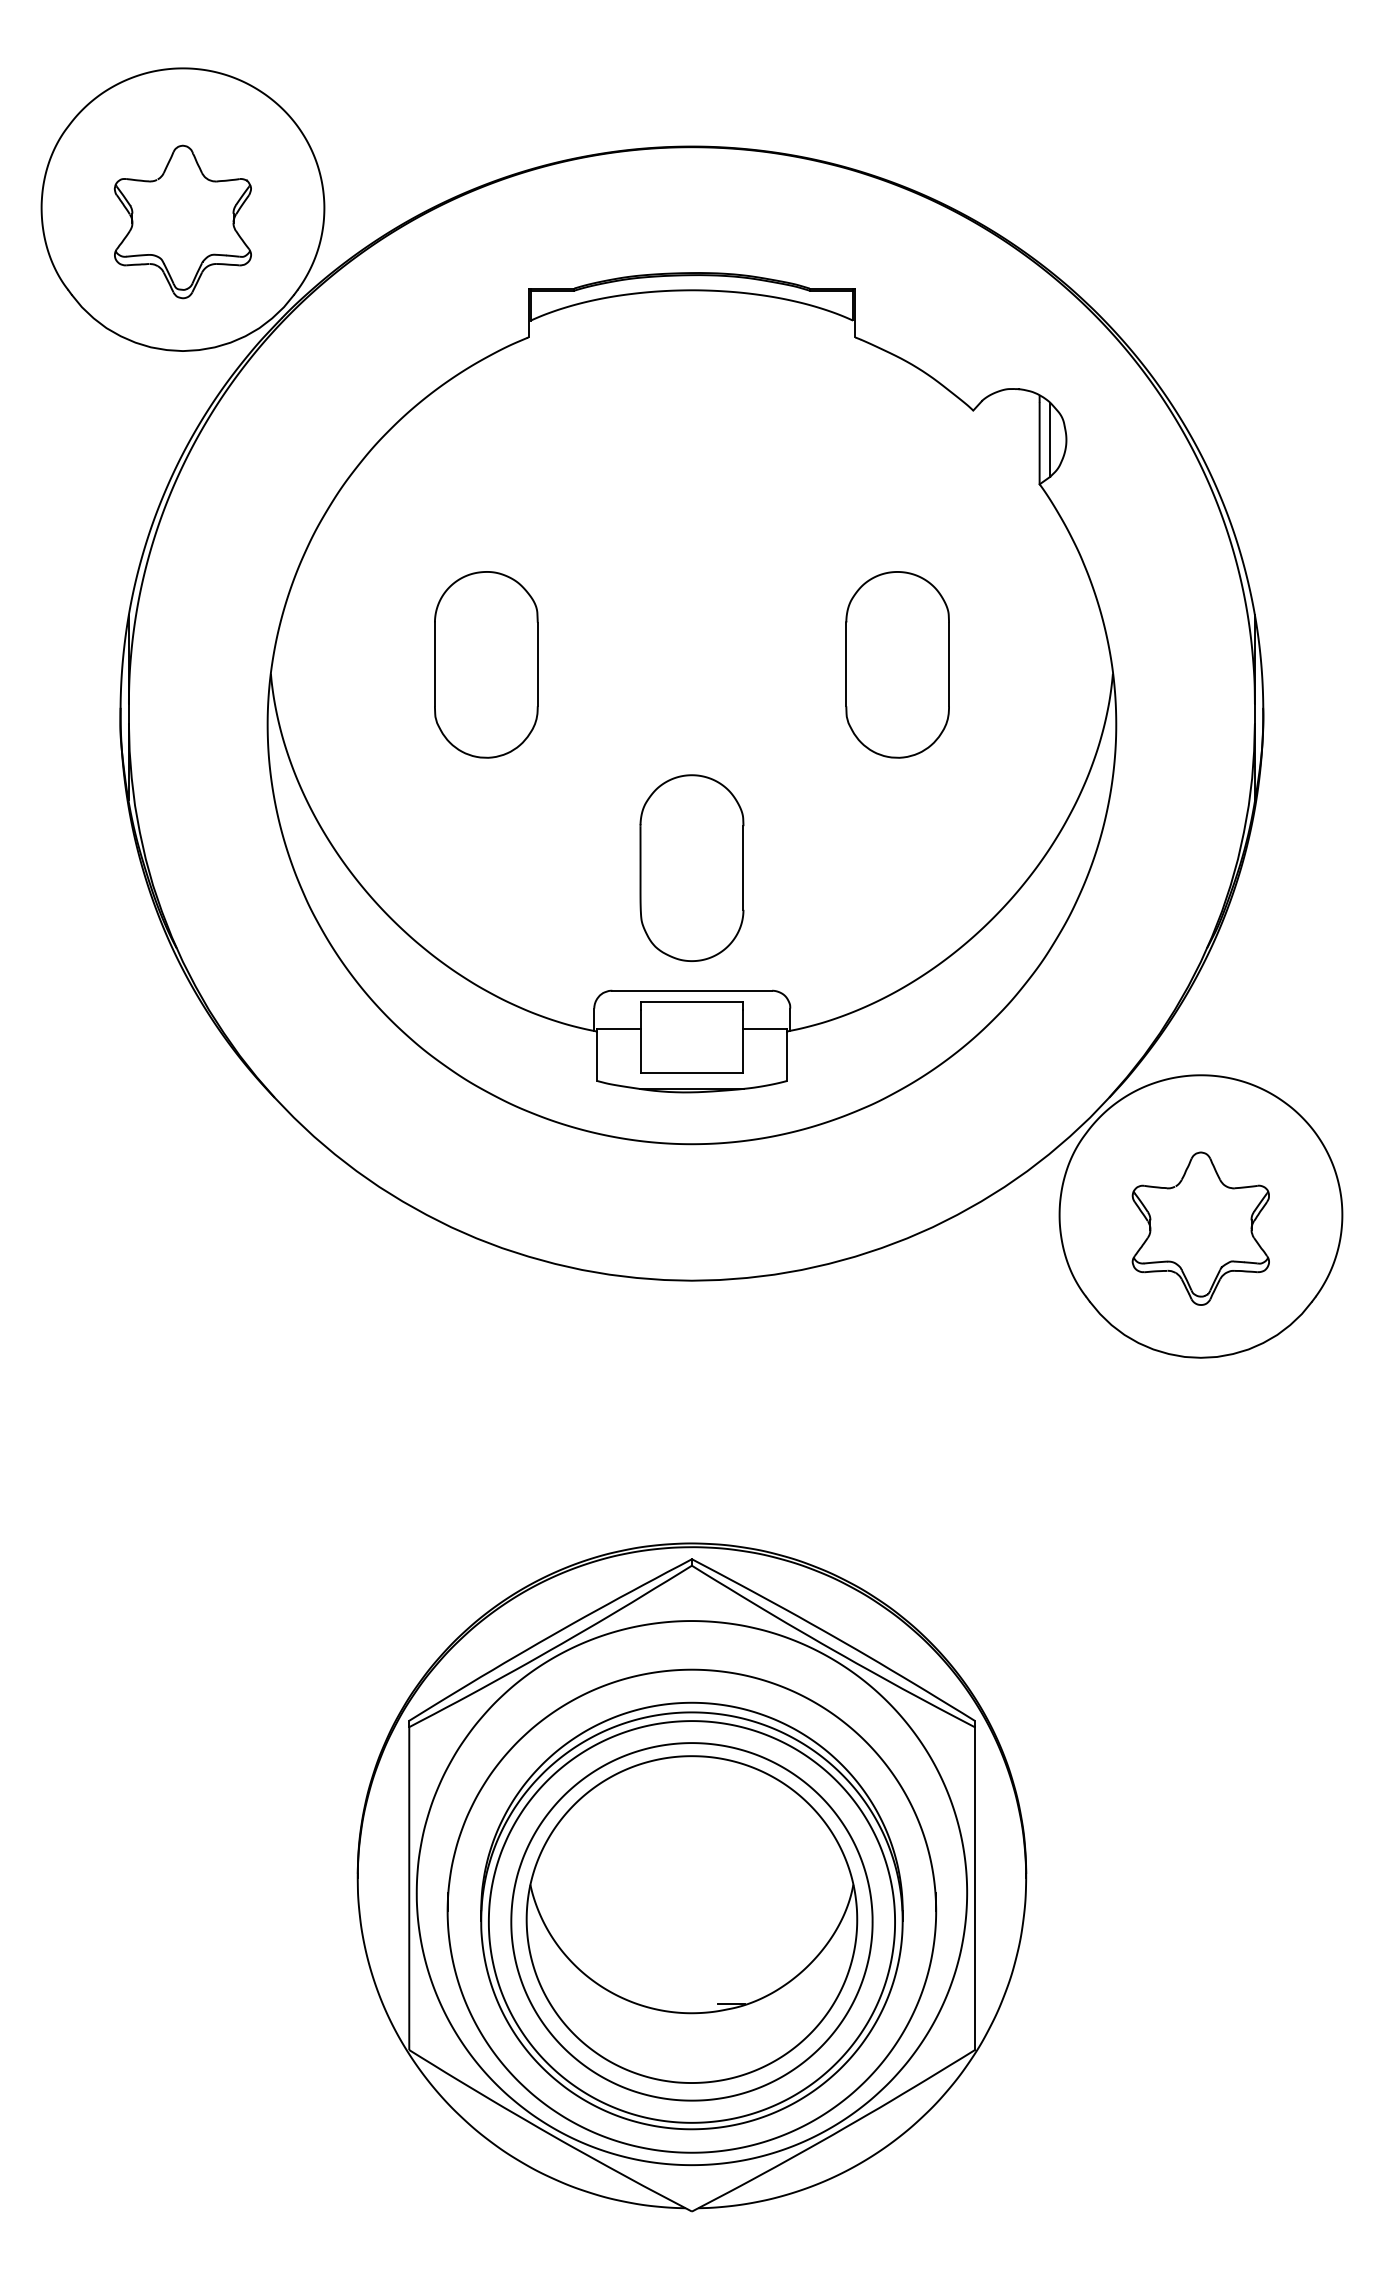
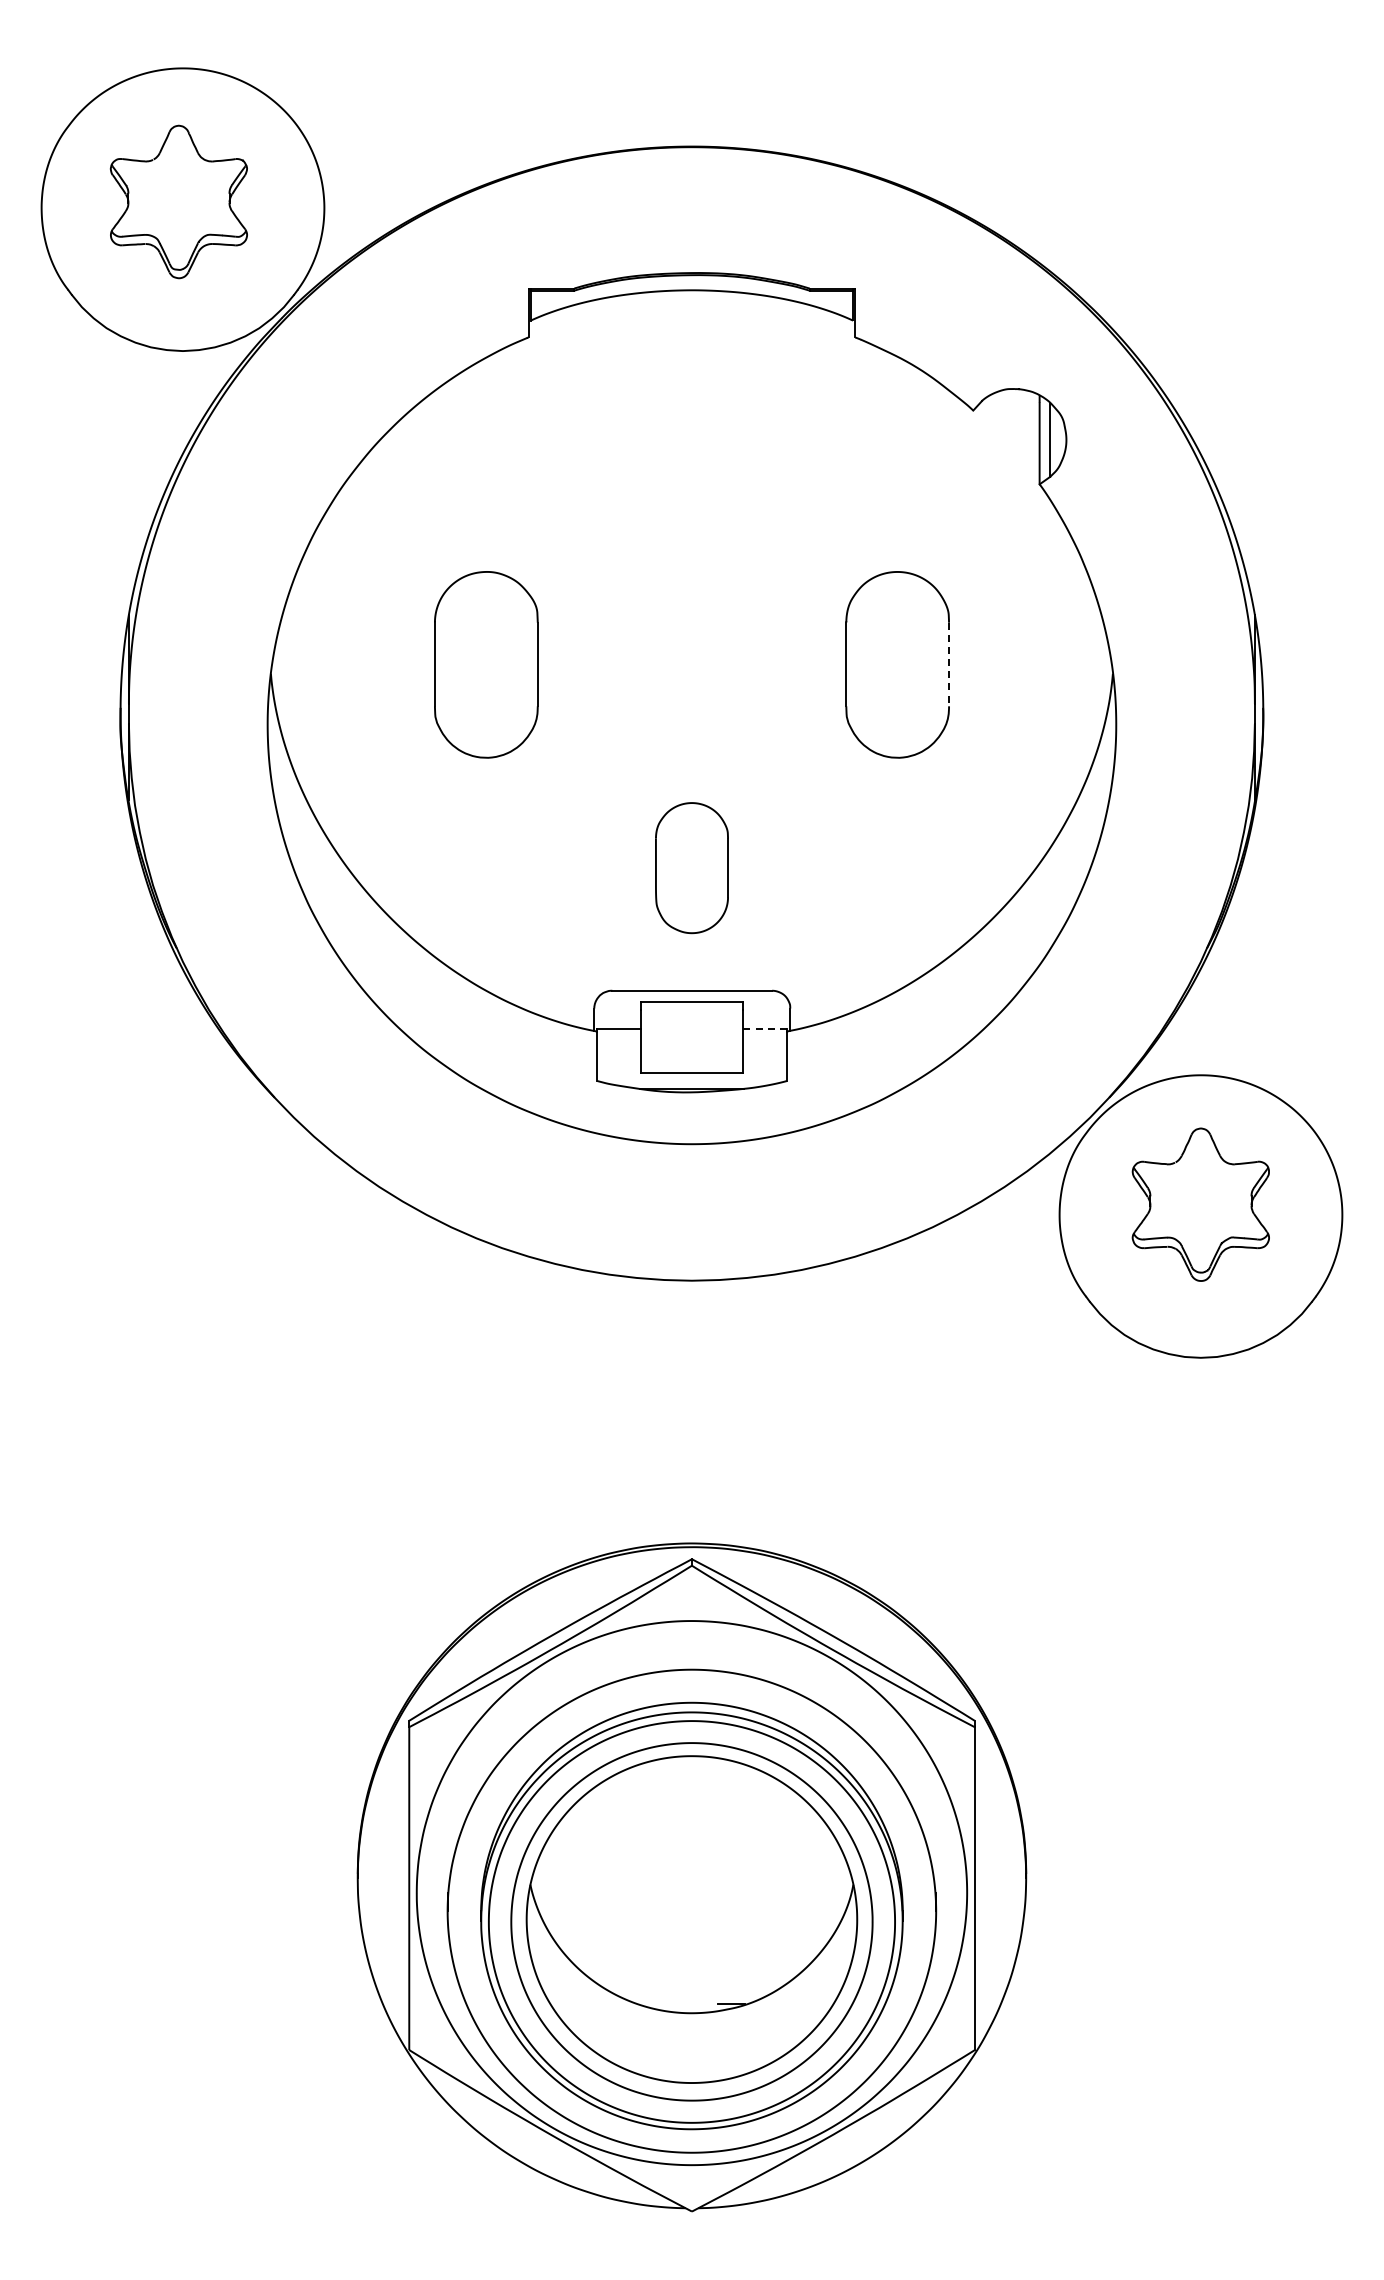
part position: (182, 221) -> (178, 201) (178, 201)
line: solid -> dashed (949, 664)
part size: 106x188 px -> 74x133 px (691, 868)
line: solid -> dashed (765, 1028)
part position: (1200, 1228) -> (1200, 1204) (1200, 1204)
